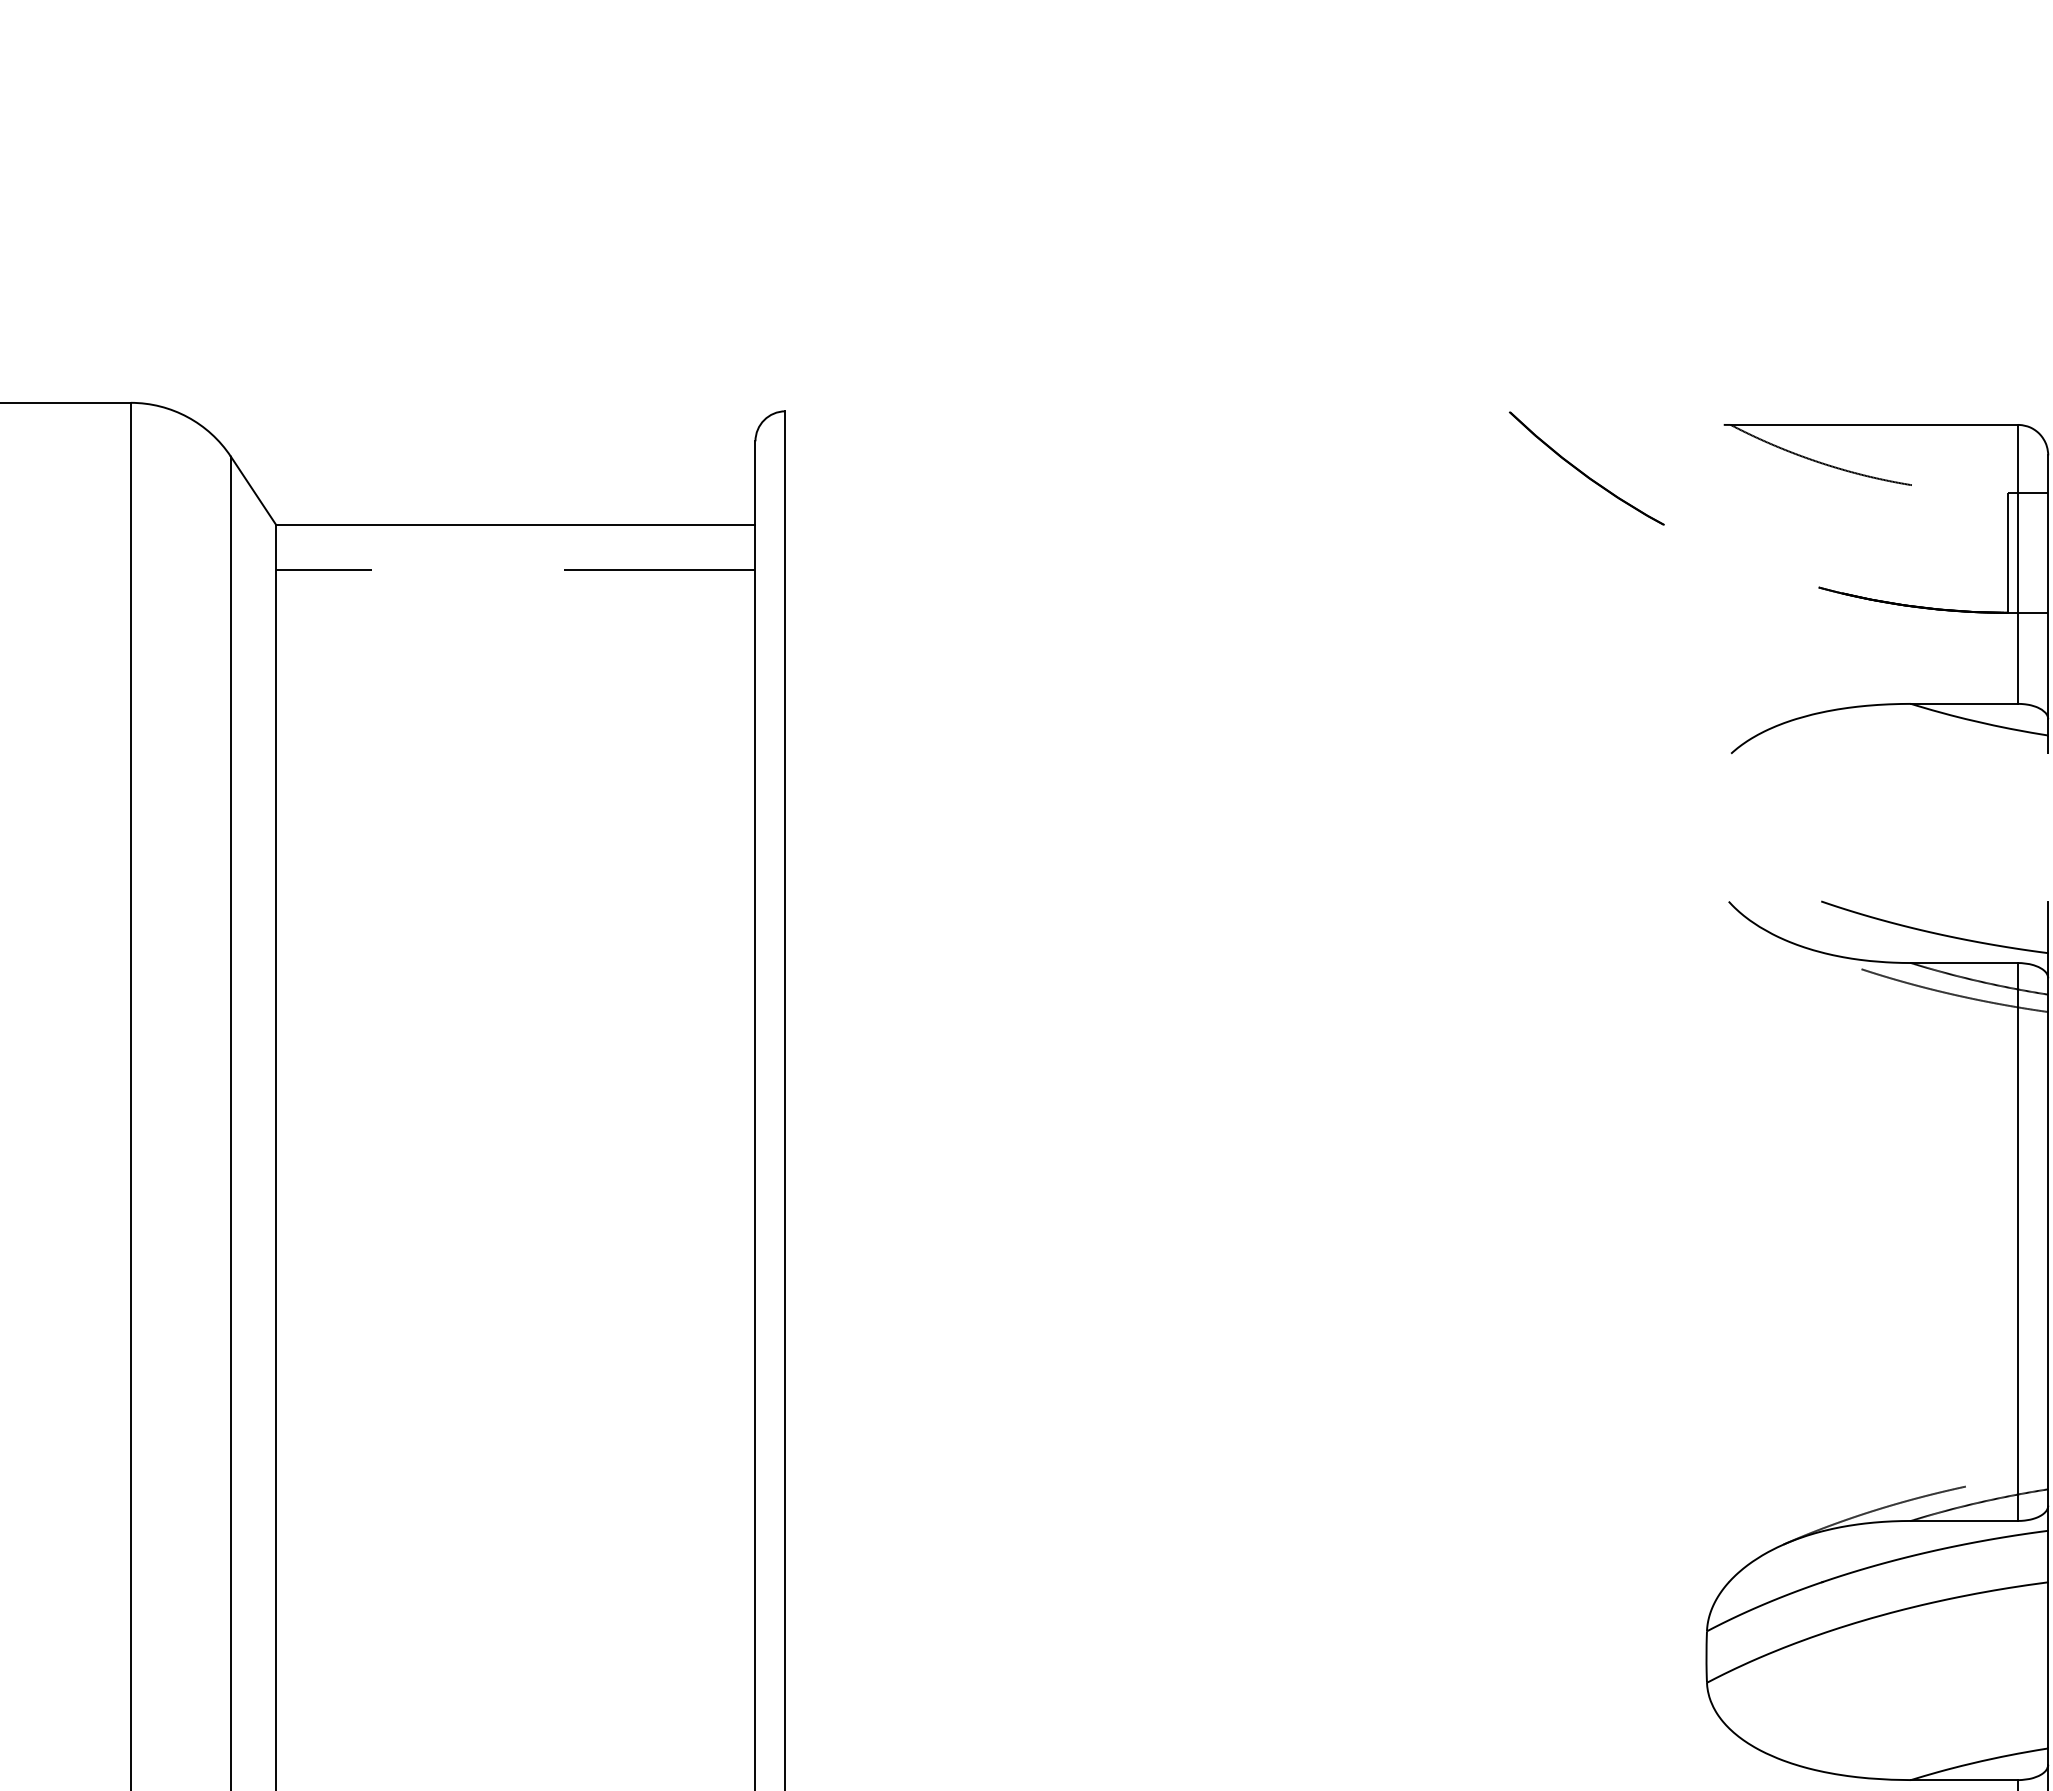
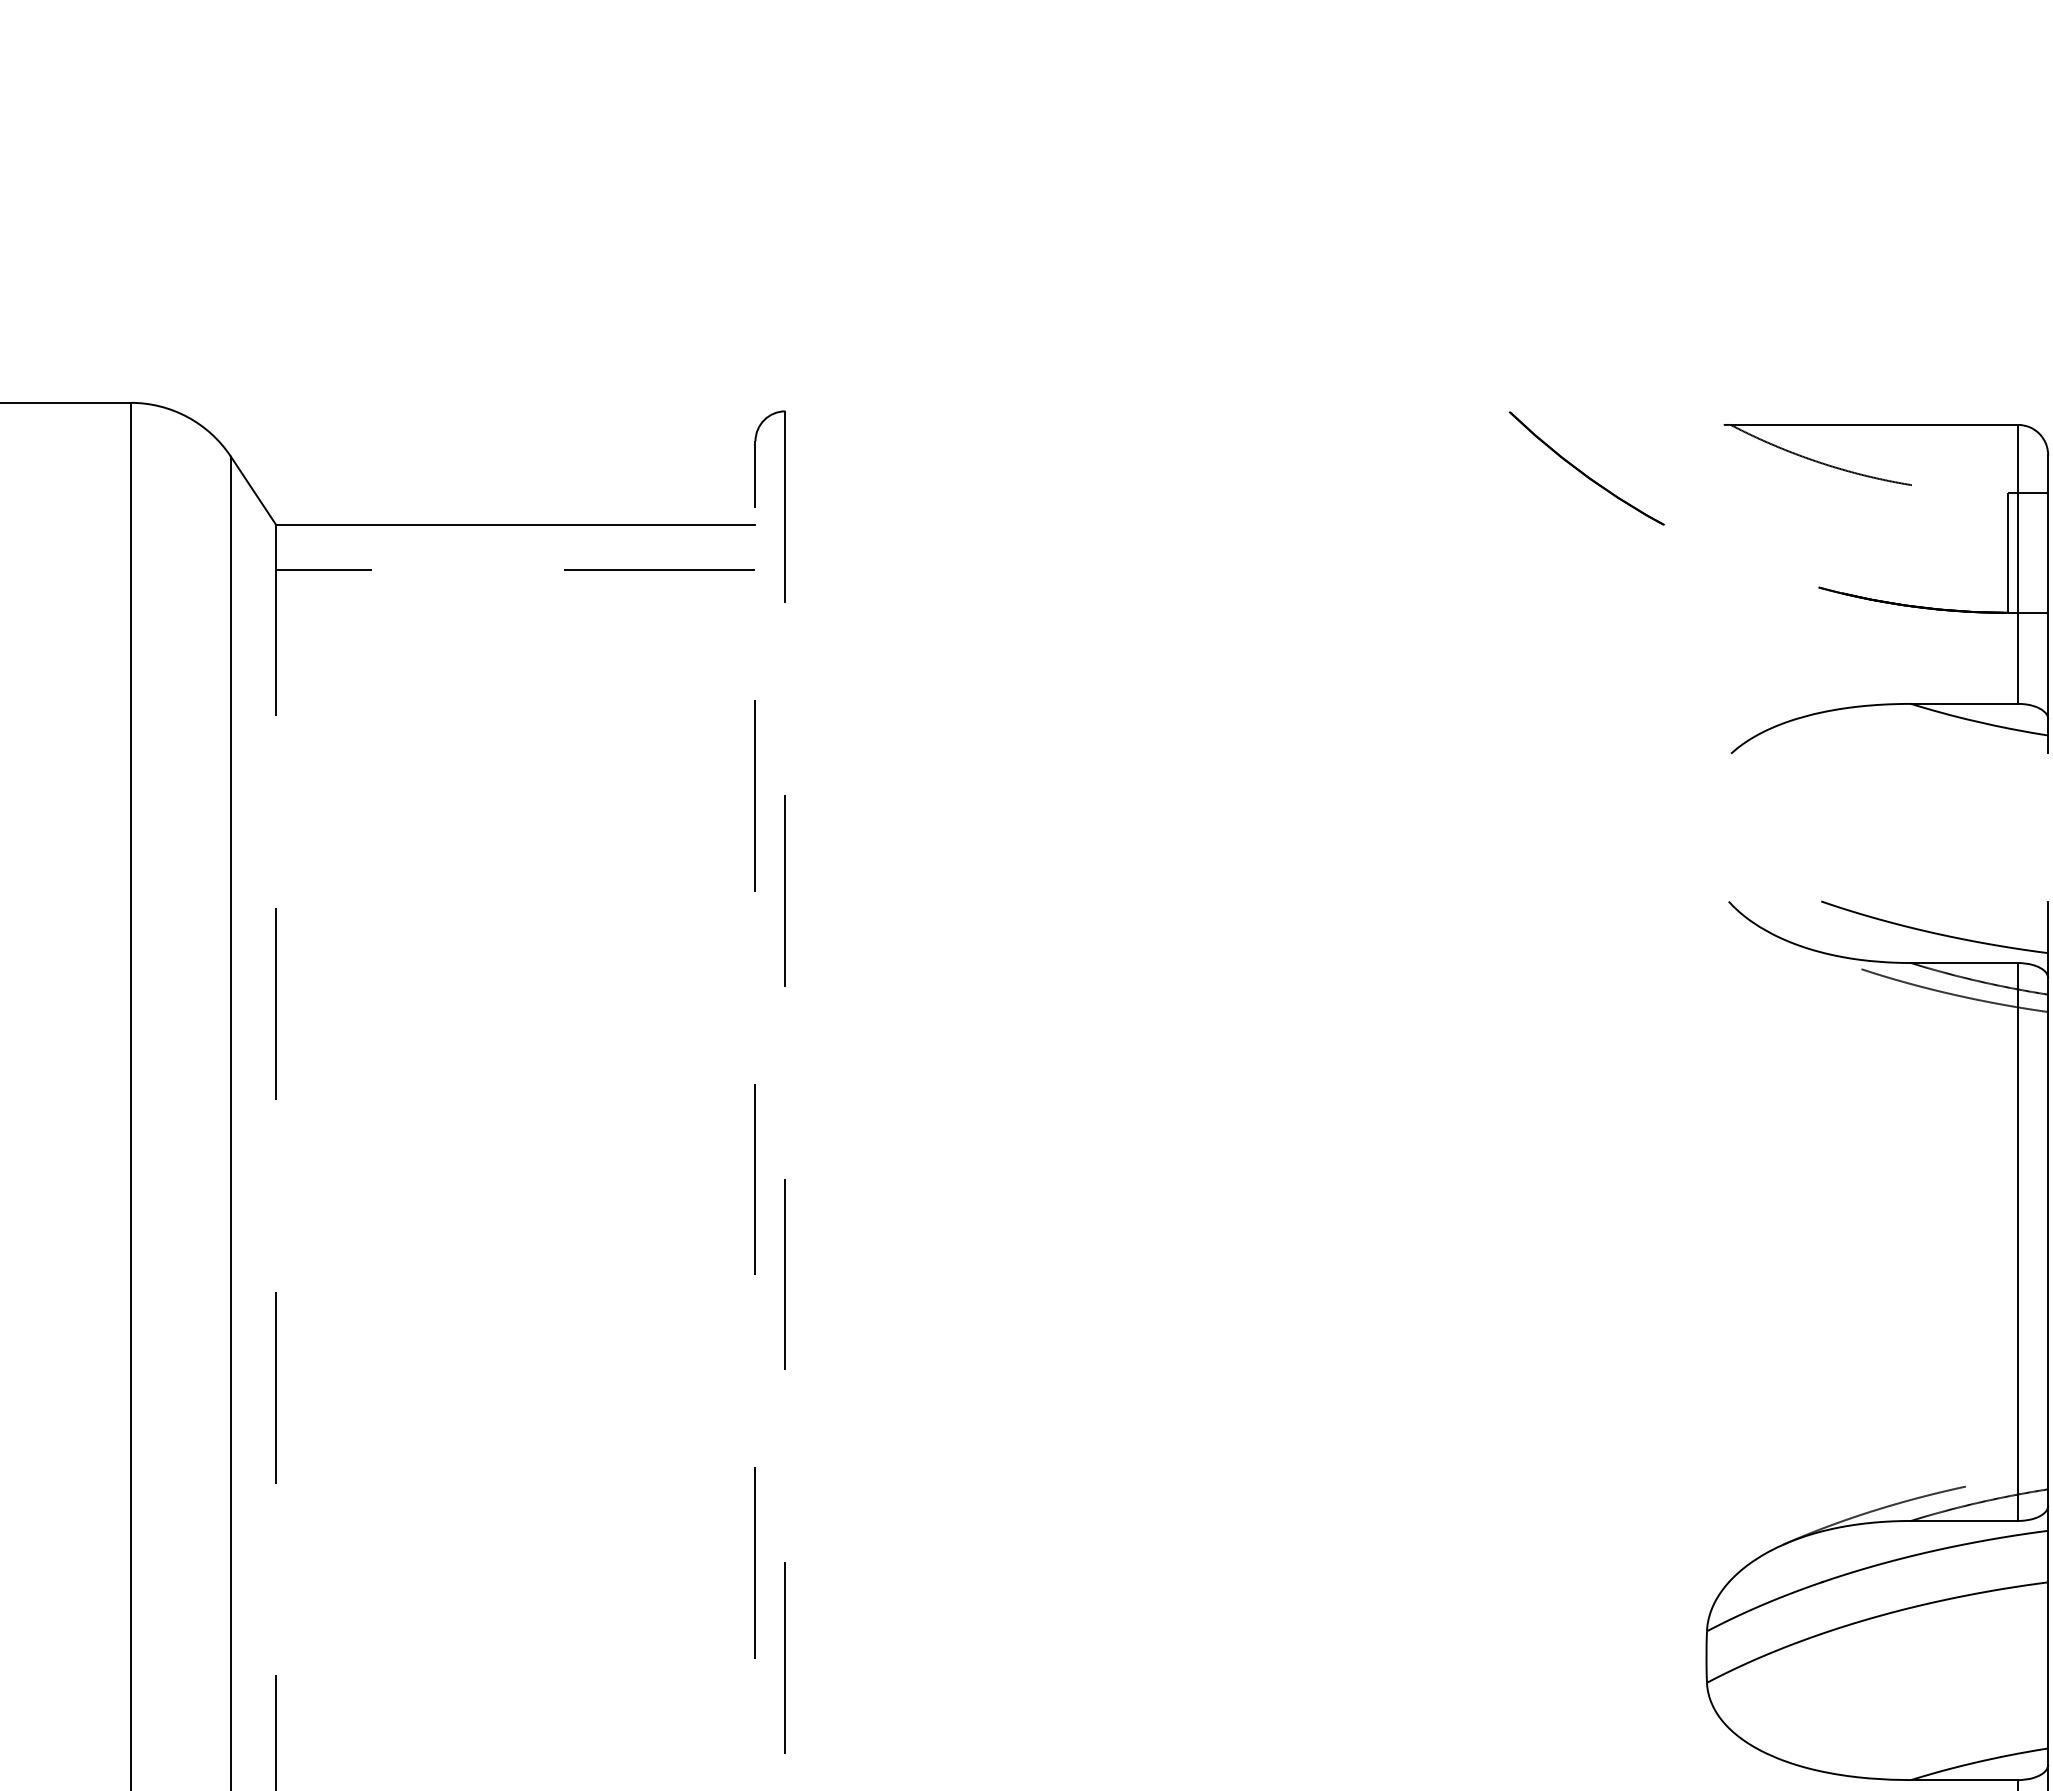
line: solid -> dashed (785, 1101)
line: solid -> dashed (755, 1116)
line: solid -> dashed (275, 1157)
